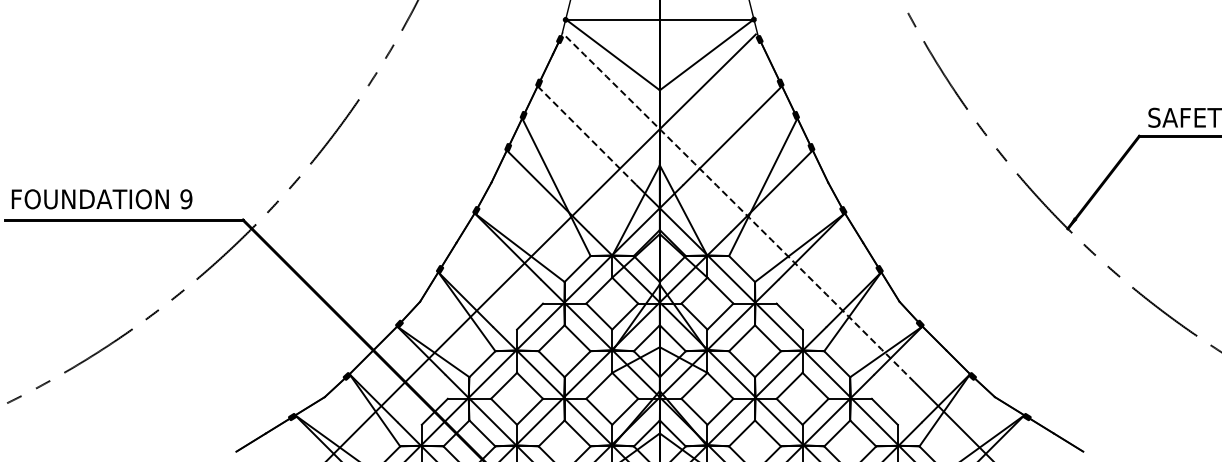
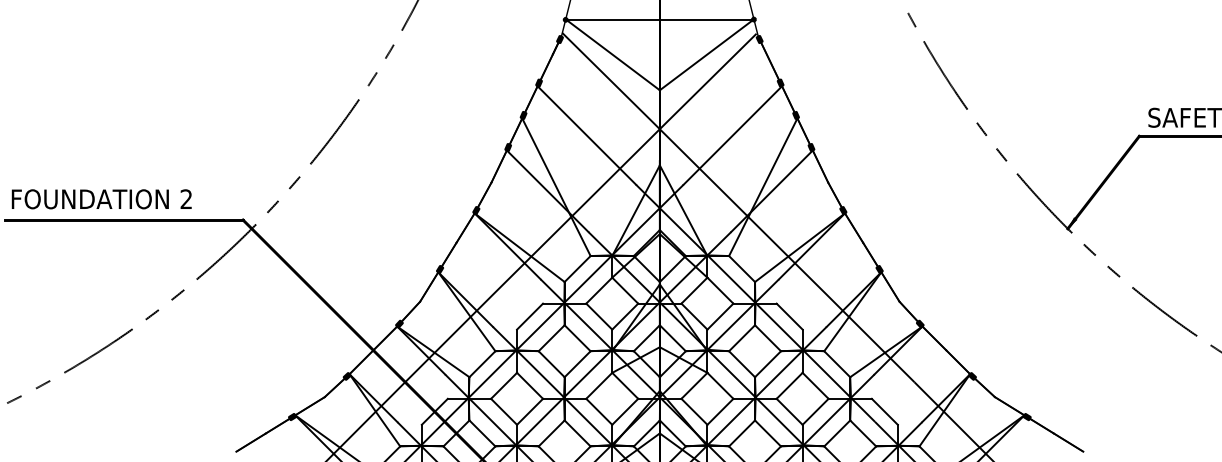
line: dashed -> solid (586, 135)
text: 9 -> 2 (186, 199)
arc: dashed -> solid (738, 207)
